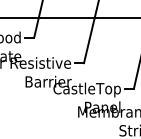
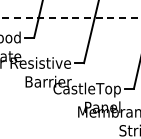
line: solid -> dashed (70, 18)
